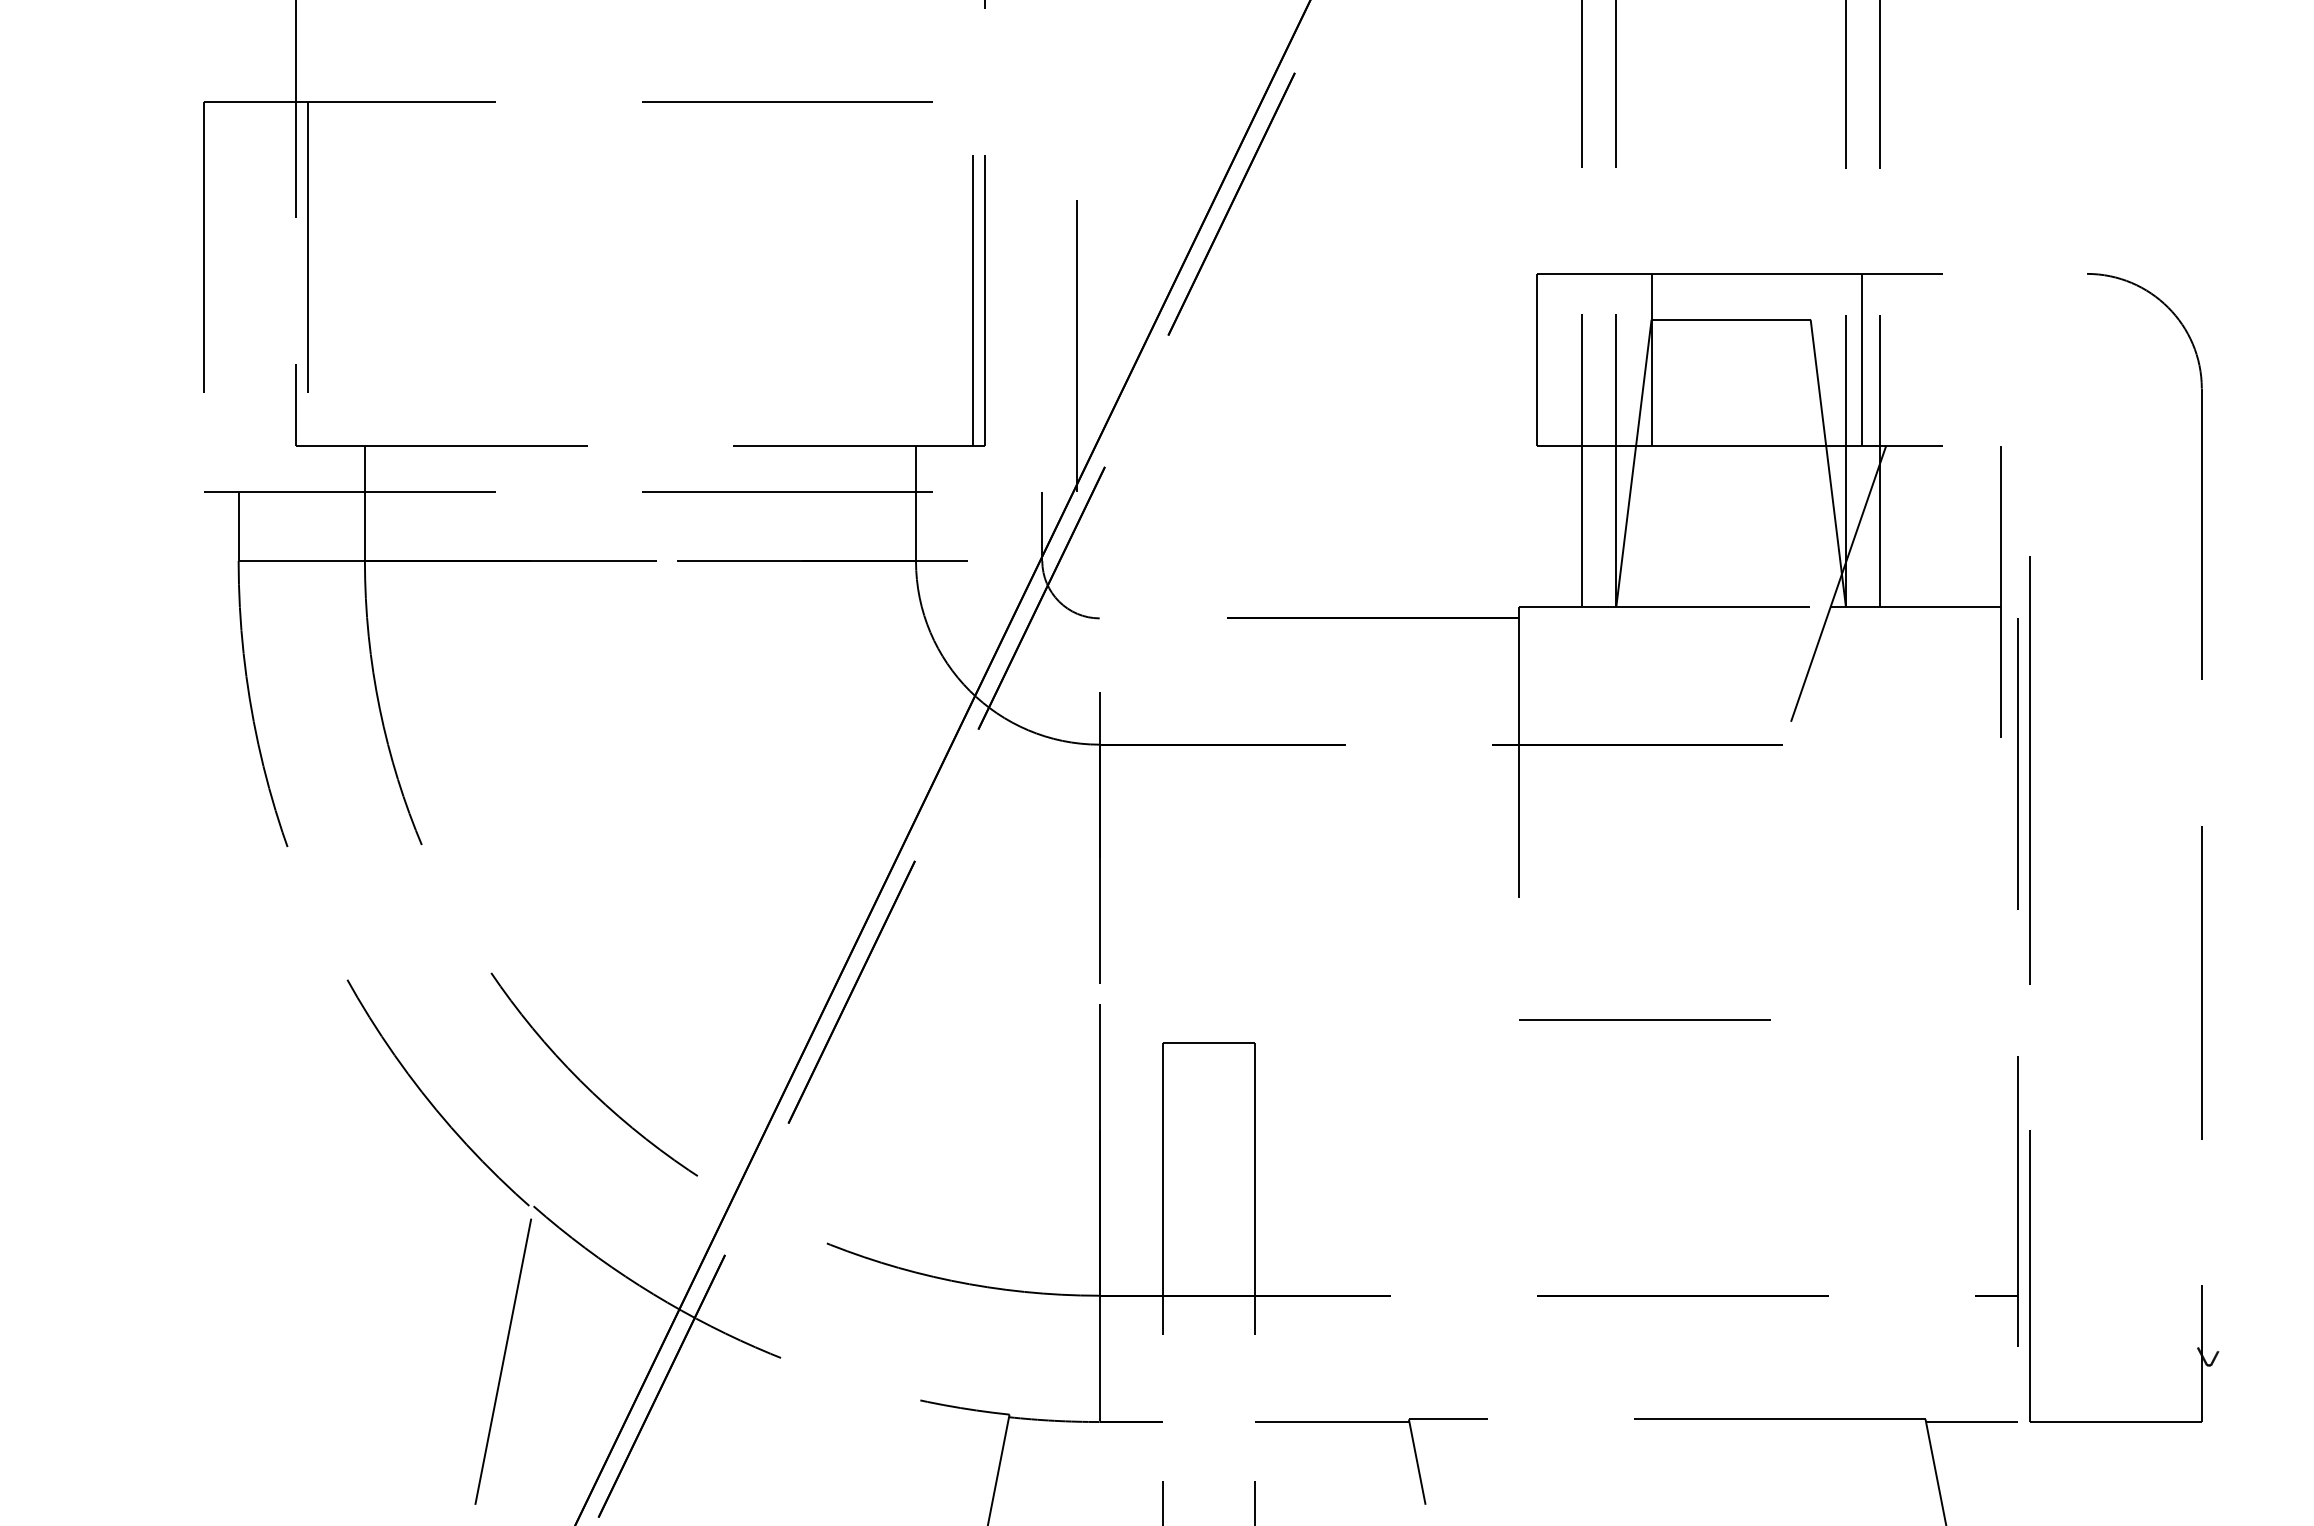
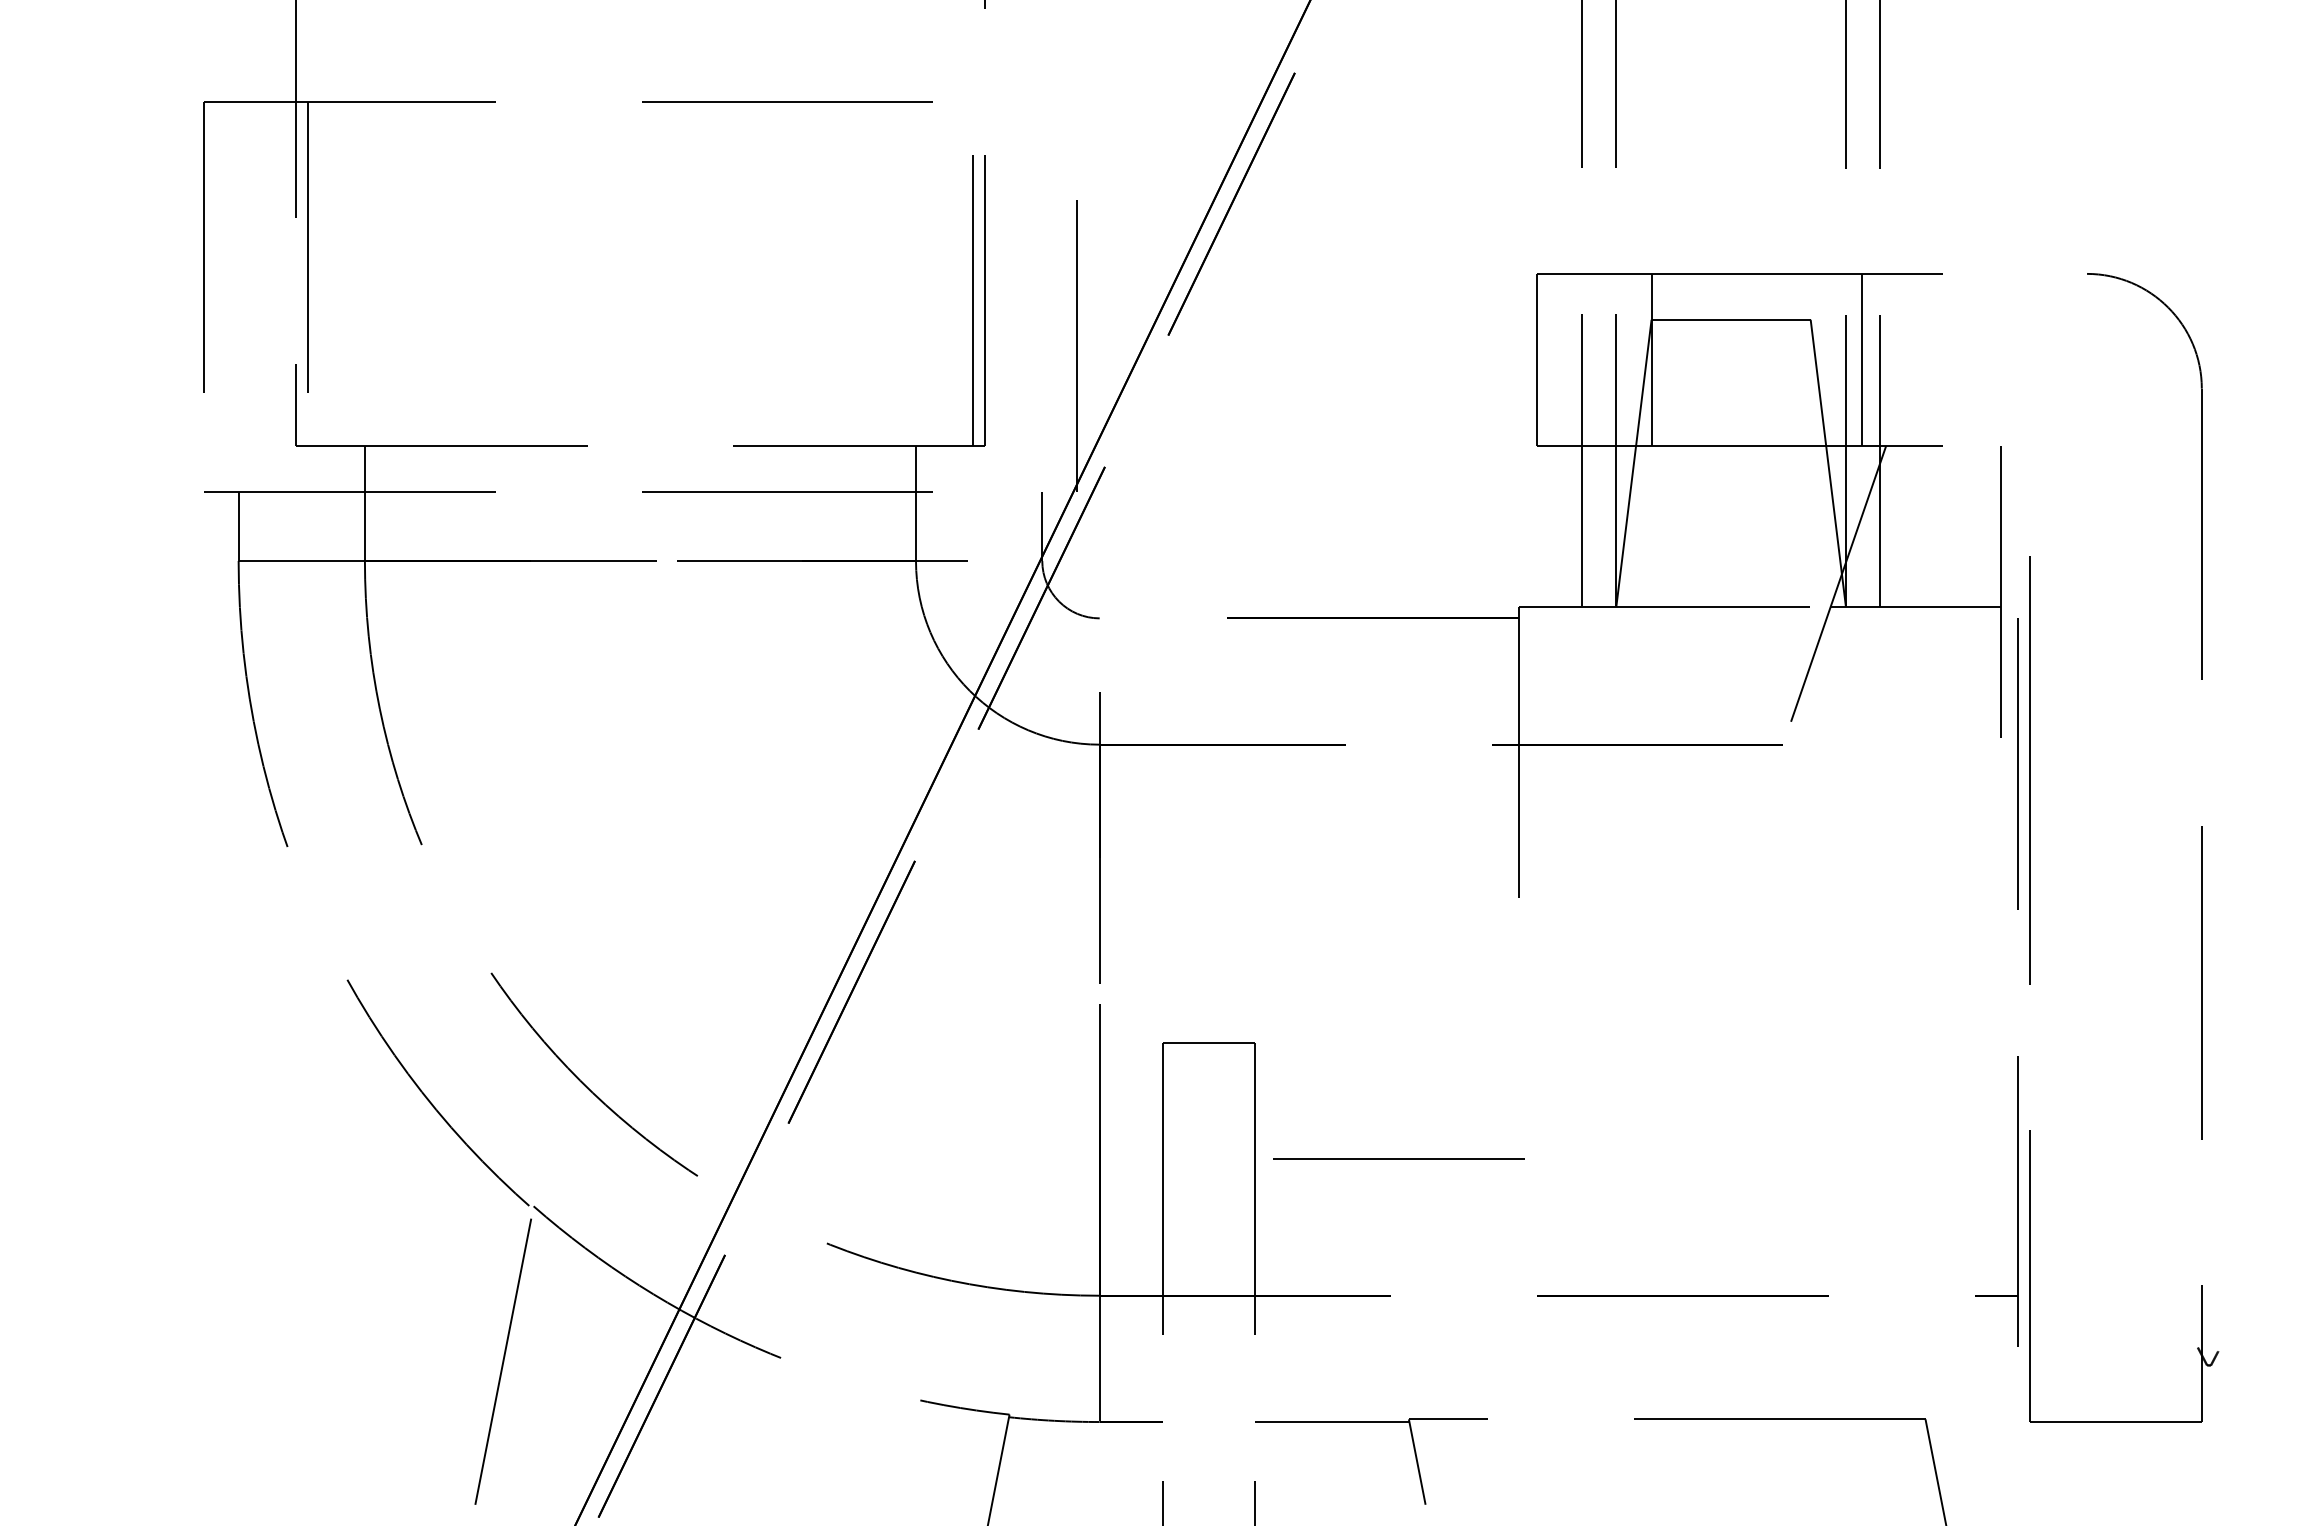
line position: (1644, 1019) -> (1398, 1158) (1398, 1158)
line: present -> none (1972, 1421)
